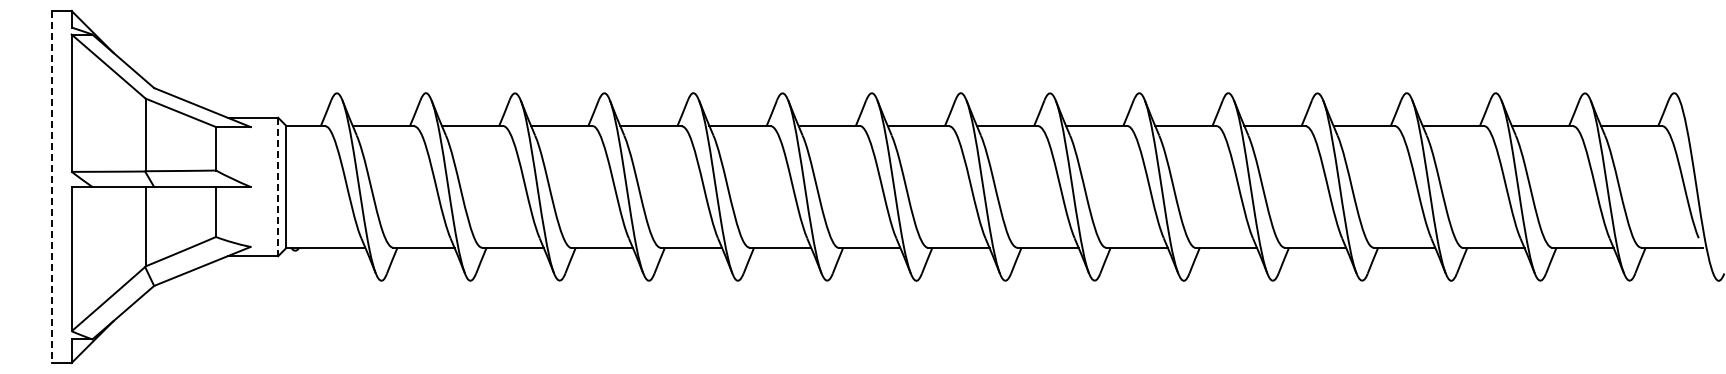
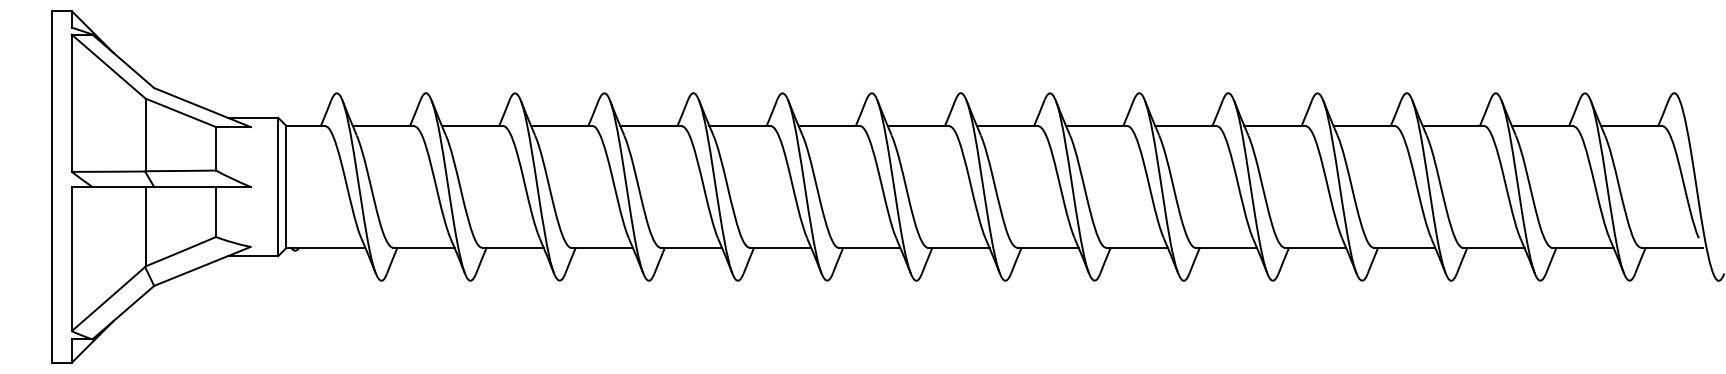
line: dashed -> solid (51, 186)
line: dashed -> solid (278, 187)
